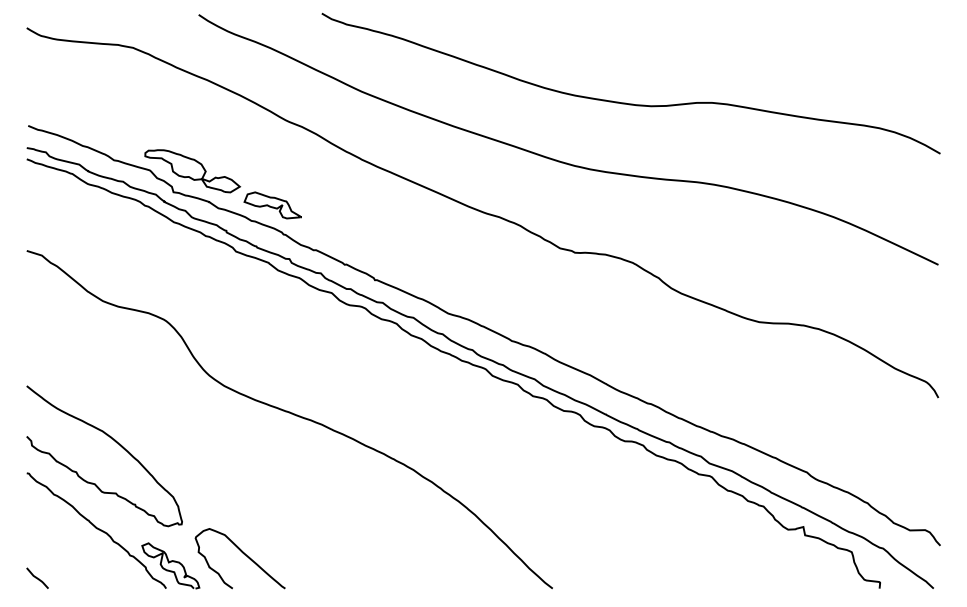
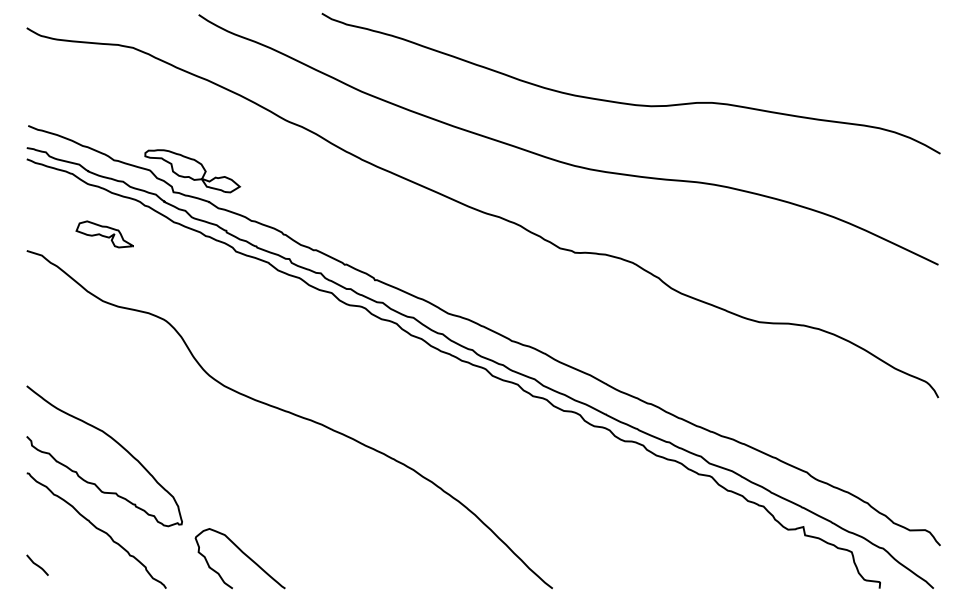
part position: (272, 205) -> (104, 234) (104, 234)
curve: present -> none (169, 563)
curve position: (37, 577) -> (37, 564) (37, 564)
